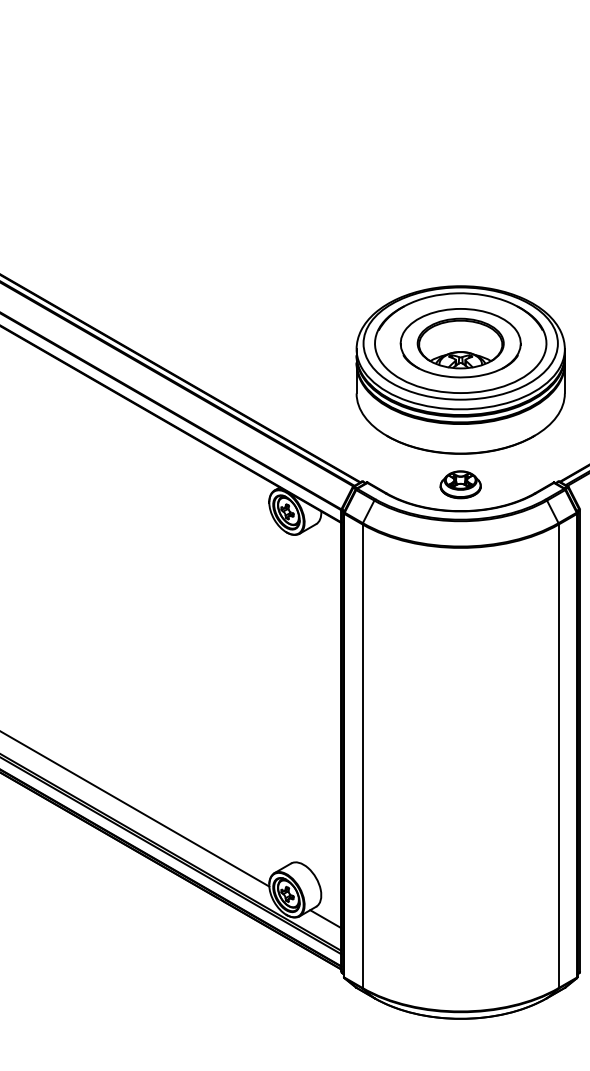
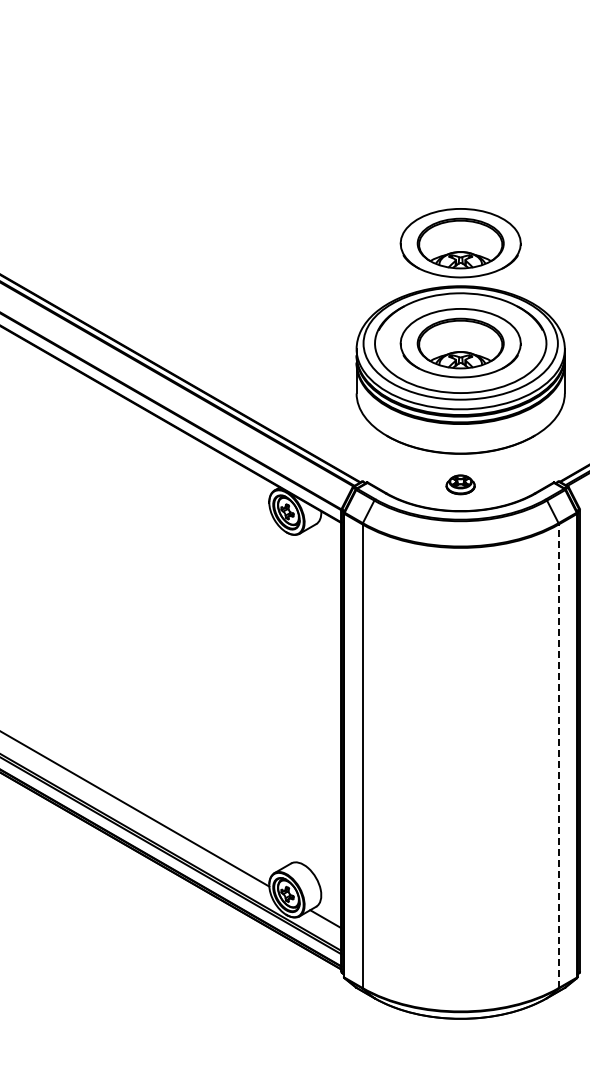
part: none -> present (460, 243)
part size: 43x30 px -> 31x22 px (460, 484)
line: solid -> dashed (558, 756)
